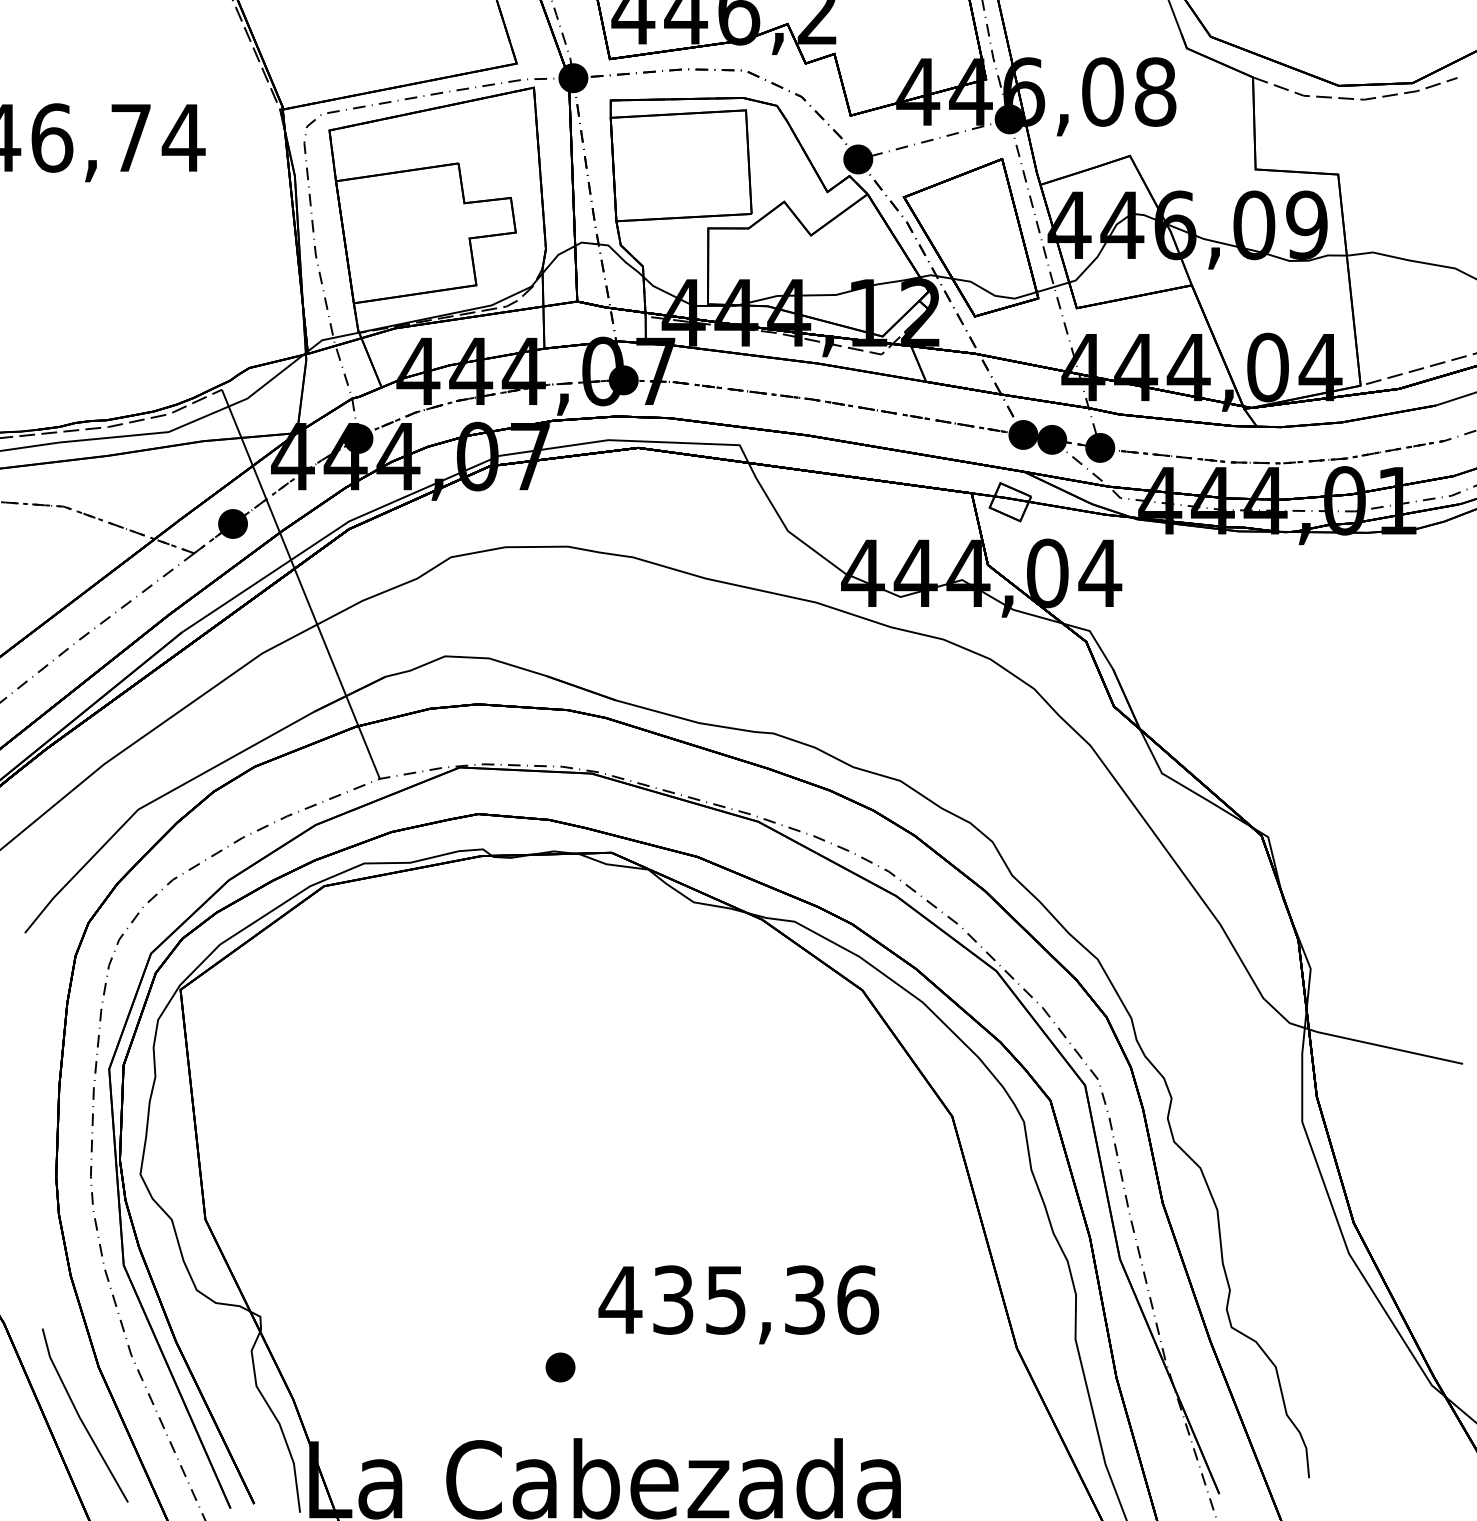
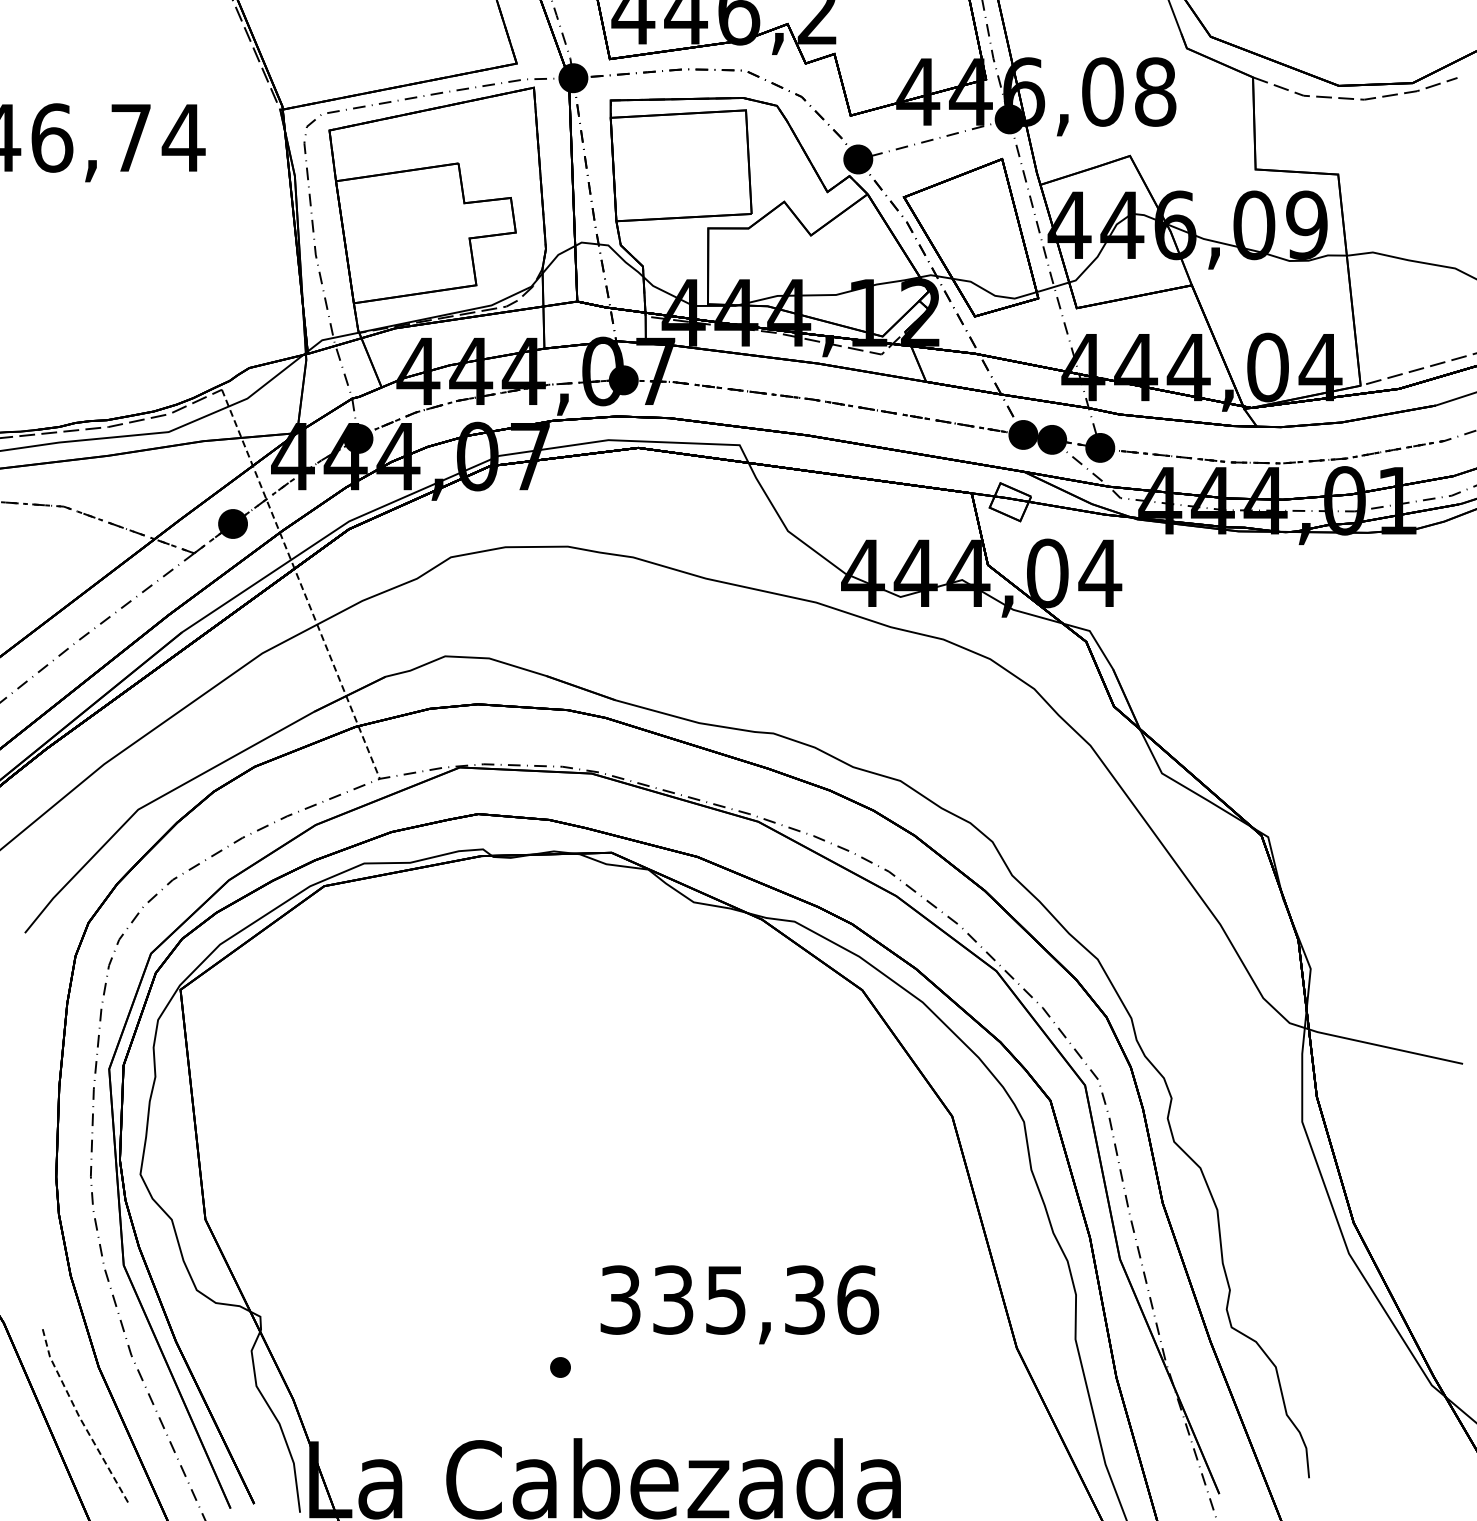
line: solid -> dashed (300, 584)
text: 435,36 -> 335,36 (620, 1299)
part size: 31x31 px -> 21x21 px (560, 1367)
line: solid -> dashed (79, 1417)
